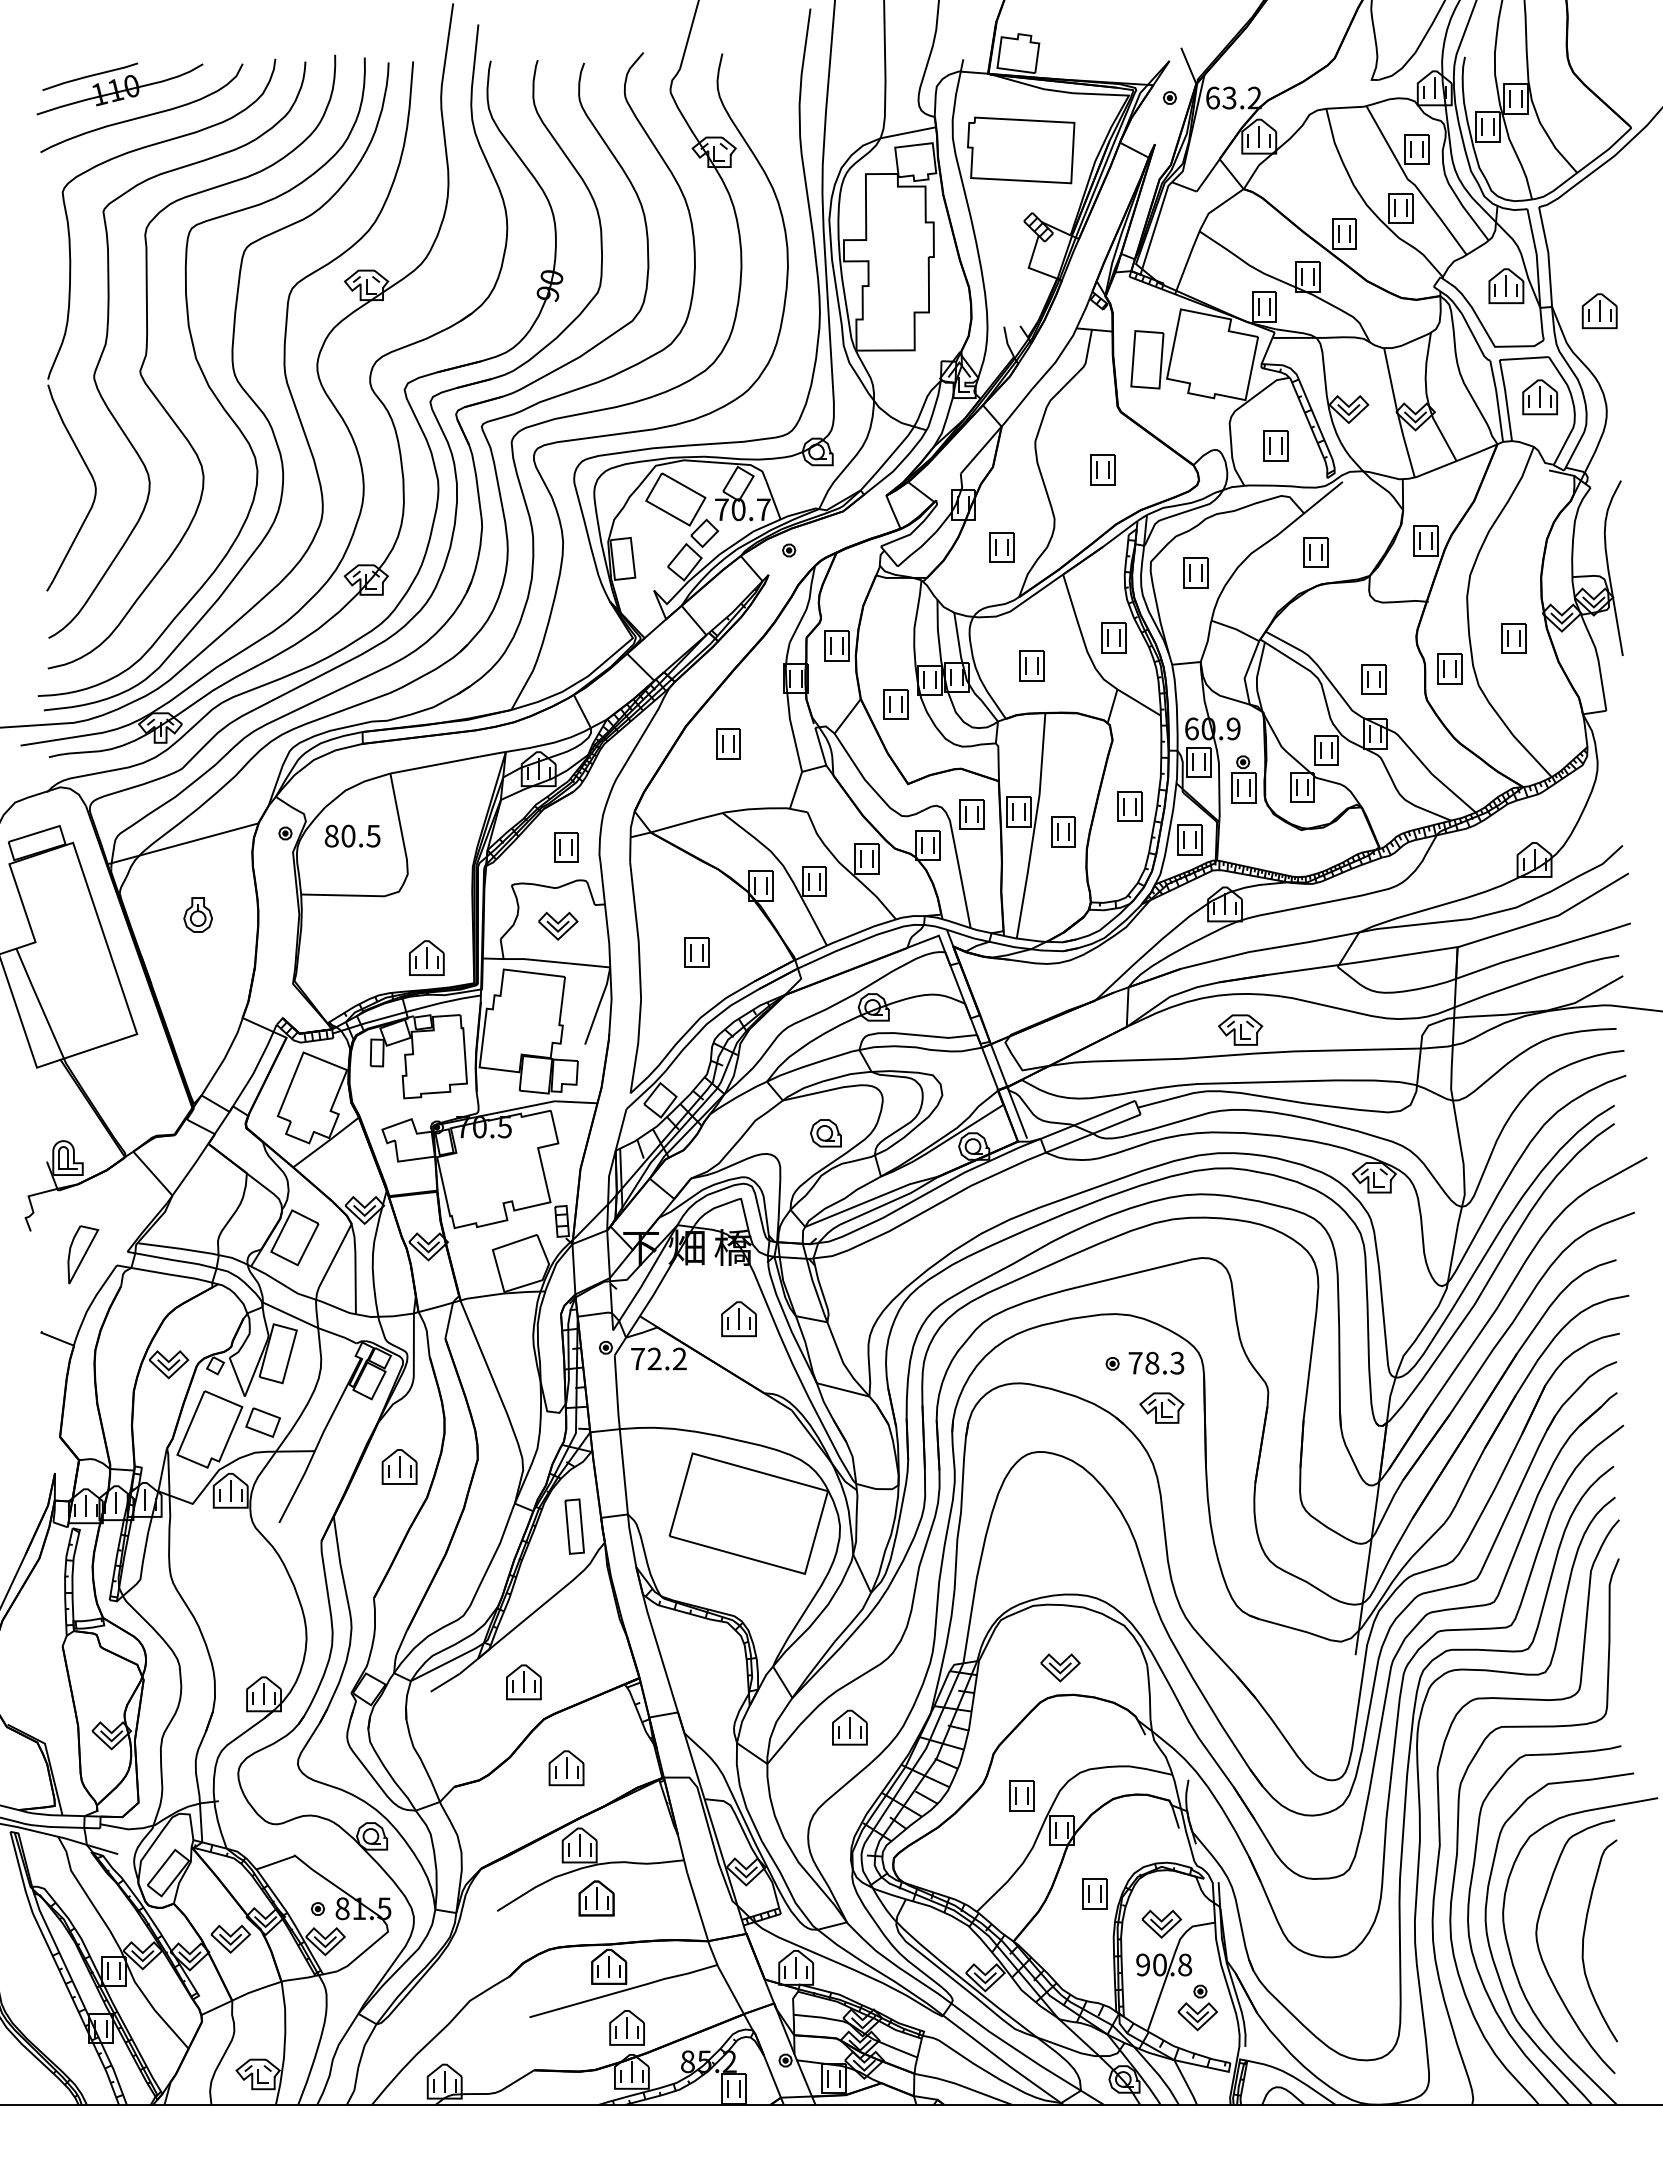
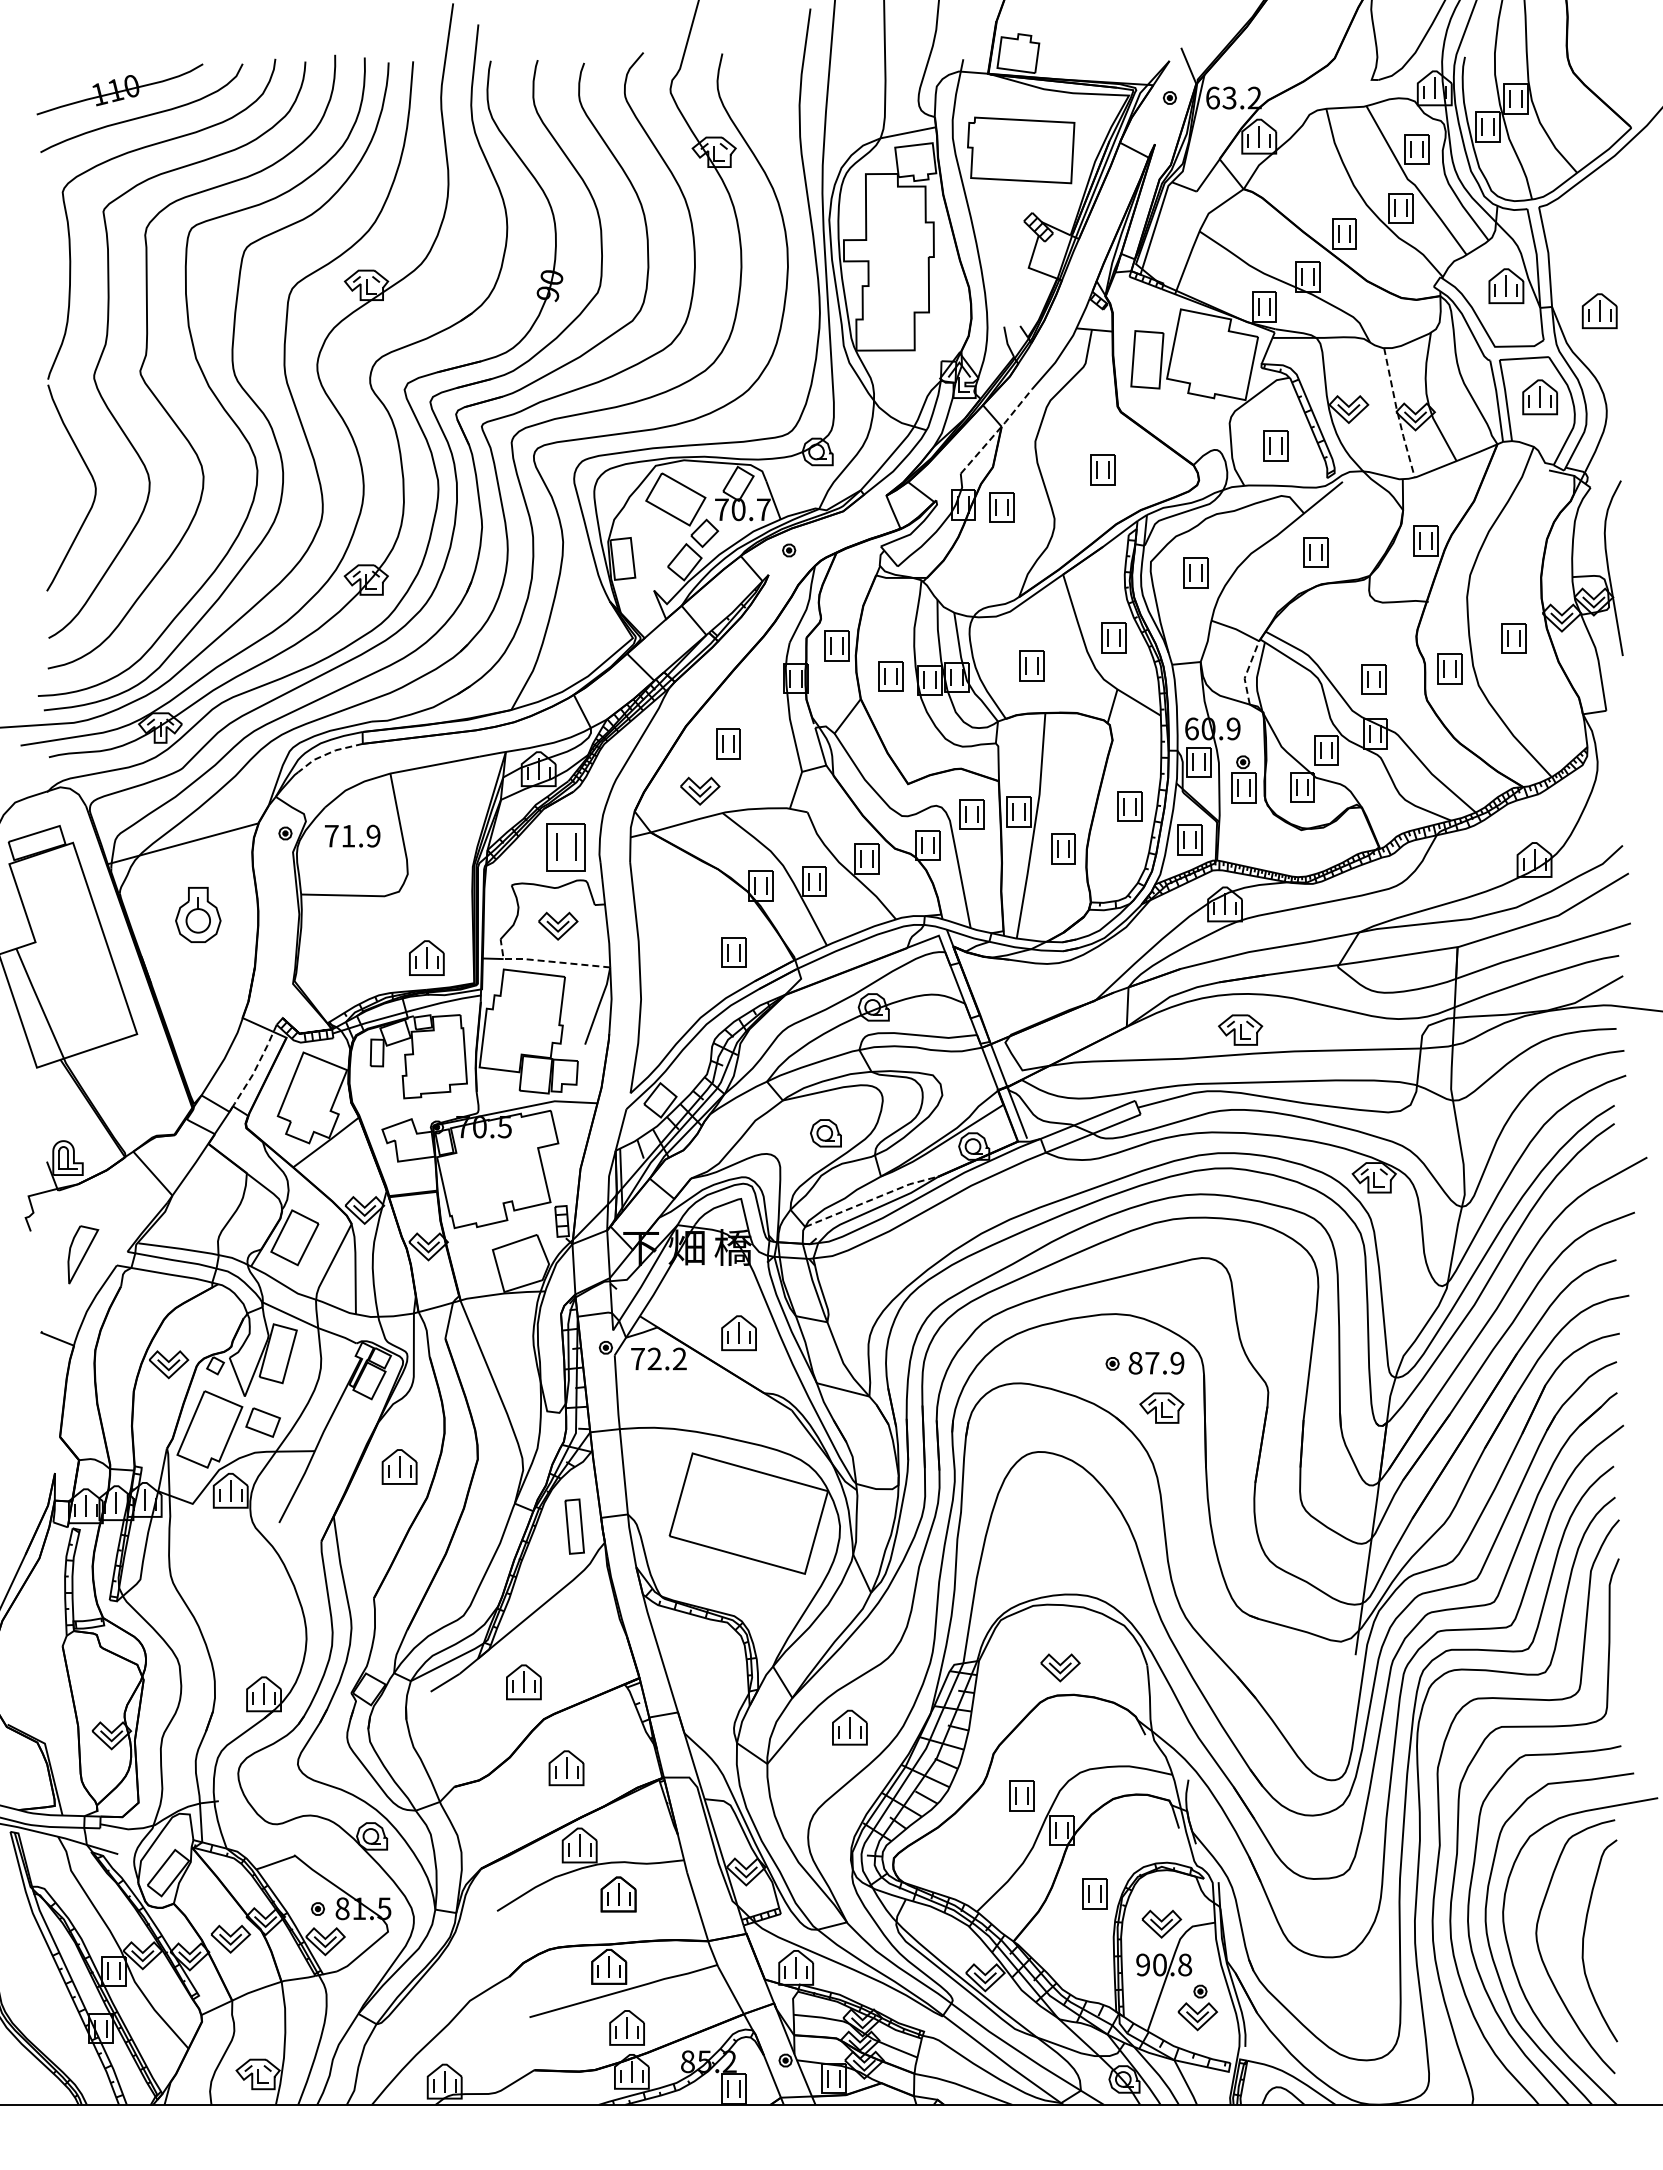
line: present -> none (90, 76)
line: solid -> dashed (1397, 413)
line: solid -> dashed (997, 431)
part position: (1001, 547) -> (1001, 507) (1001, 507)
line: solid -> dashed (1247, 672)
part position: (895, 704) -> (890, 676) (890, 676)
line: solid -> dashed (328, 753)
part: none -> present (700, 790)
part position: (1063, 831) -> (1063, 848) (1063, 848)
text: 80.5 -> 71.9 (352, 835)
part size: 25x31 px -> 40x49 px (565, 847)
part size: 30x36 px -> 47x56 px (198, 914)
part position: (696, 952) -> (733, 952) (733, 952)
line: solid -> dashed (544, 961)
line: solid -> dashed (257, 1065)
line: solid -> dashed (871, 1199)
part position: (738, 1319) -> (738, 1333) (738, 1333)
text: 78.3 -> 87.9 (1156, 1362)
part position: (596, 1898) -> (618, 1894) (618, 1894)
